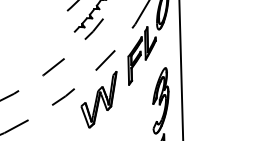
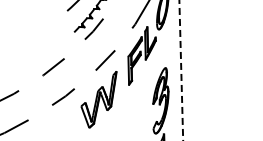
line: solid -> dashed (181, 70)
